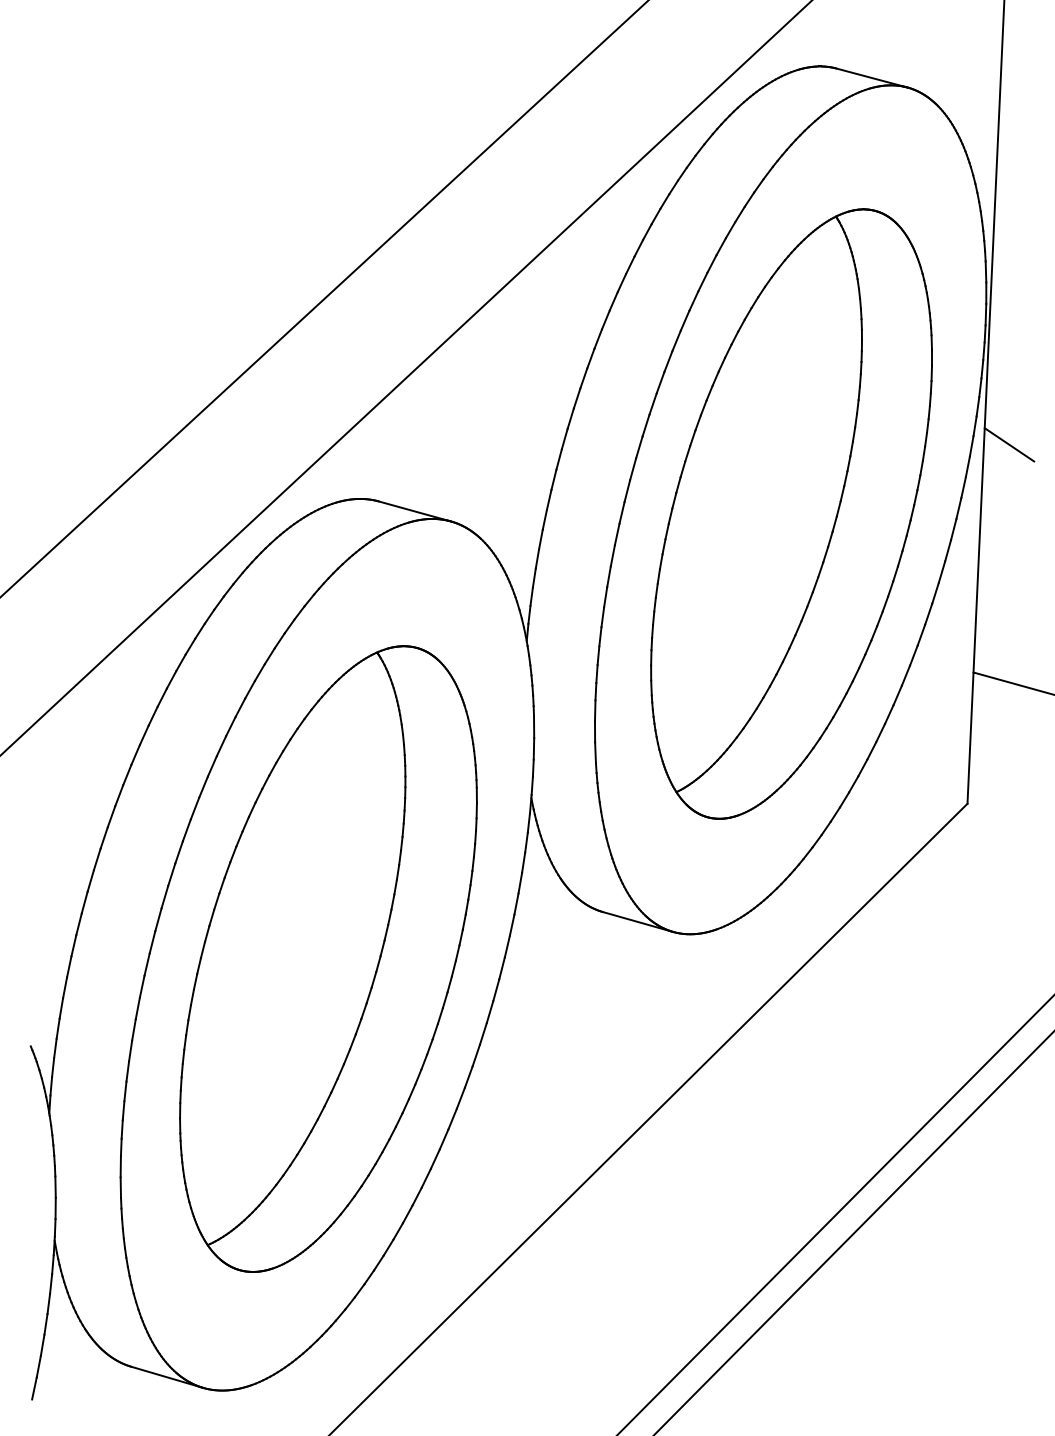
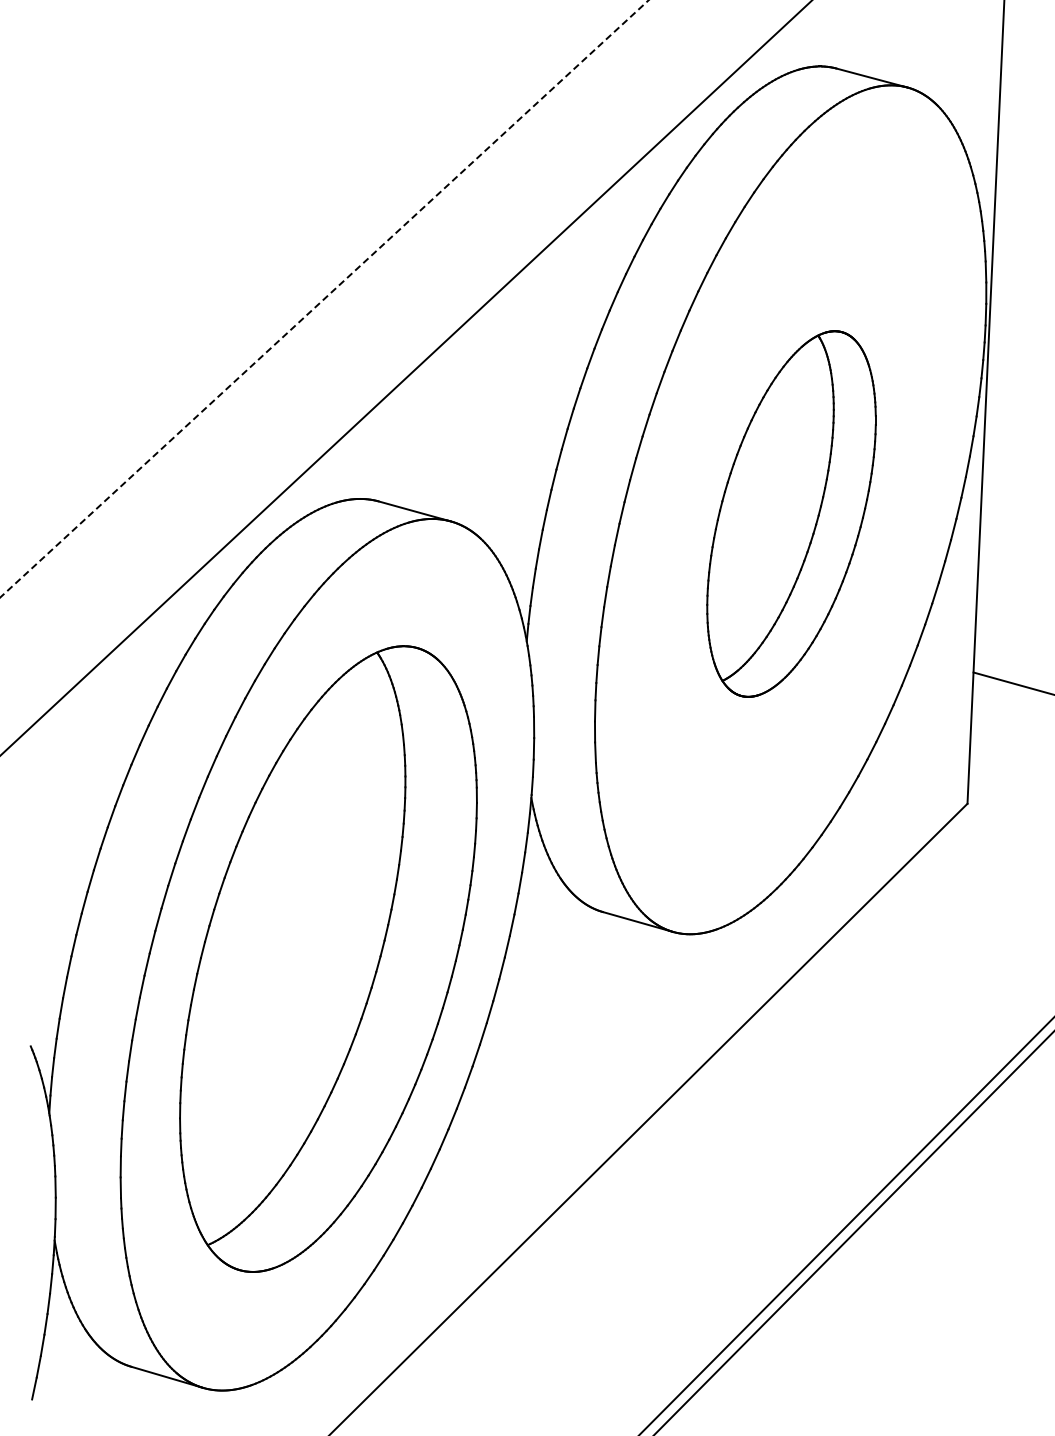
line: solid -> dashed (324, 298)
line: present -> none (1009, 444)
part size: 283x612 px -> 171x368 px (791, 513)
line position: (835, 1215) -> (846, 1225) (846, 1225)
